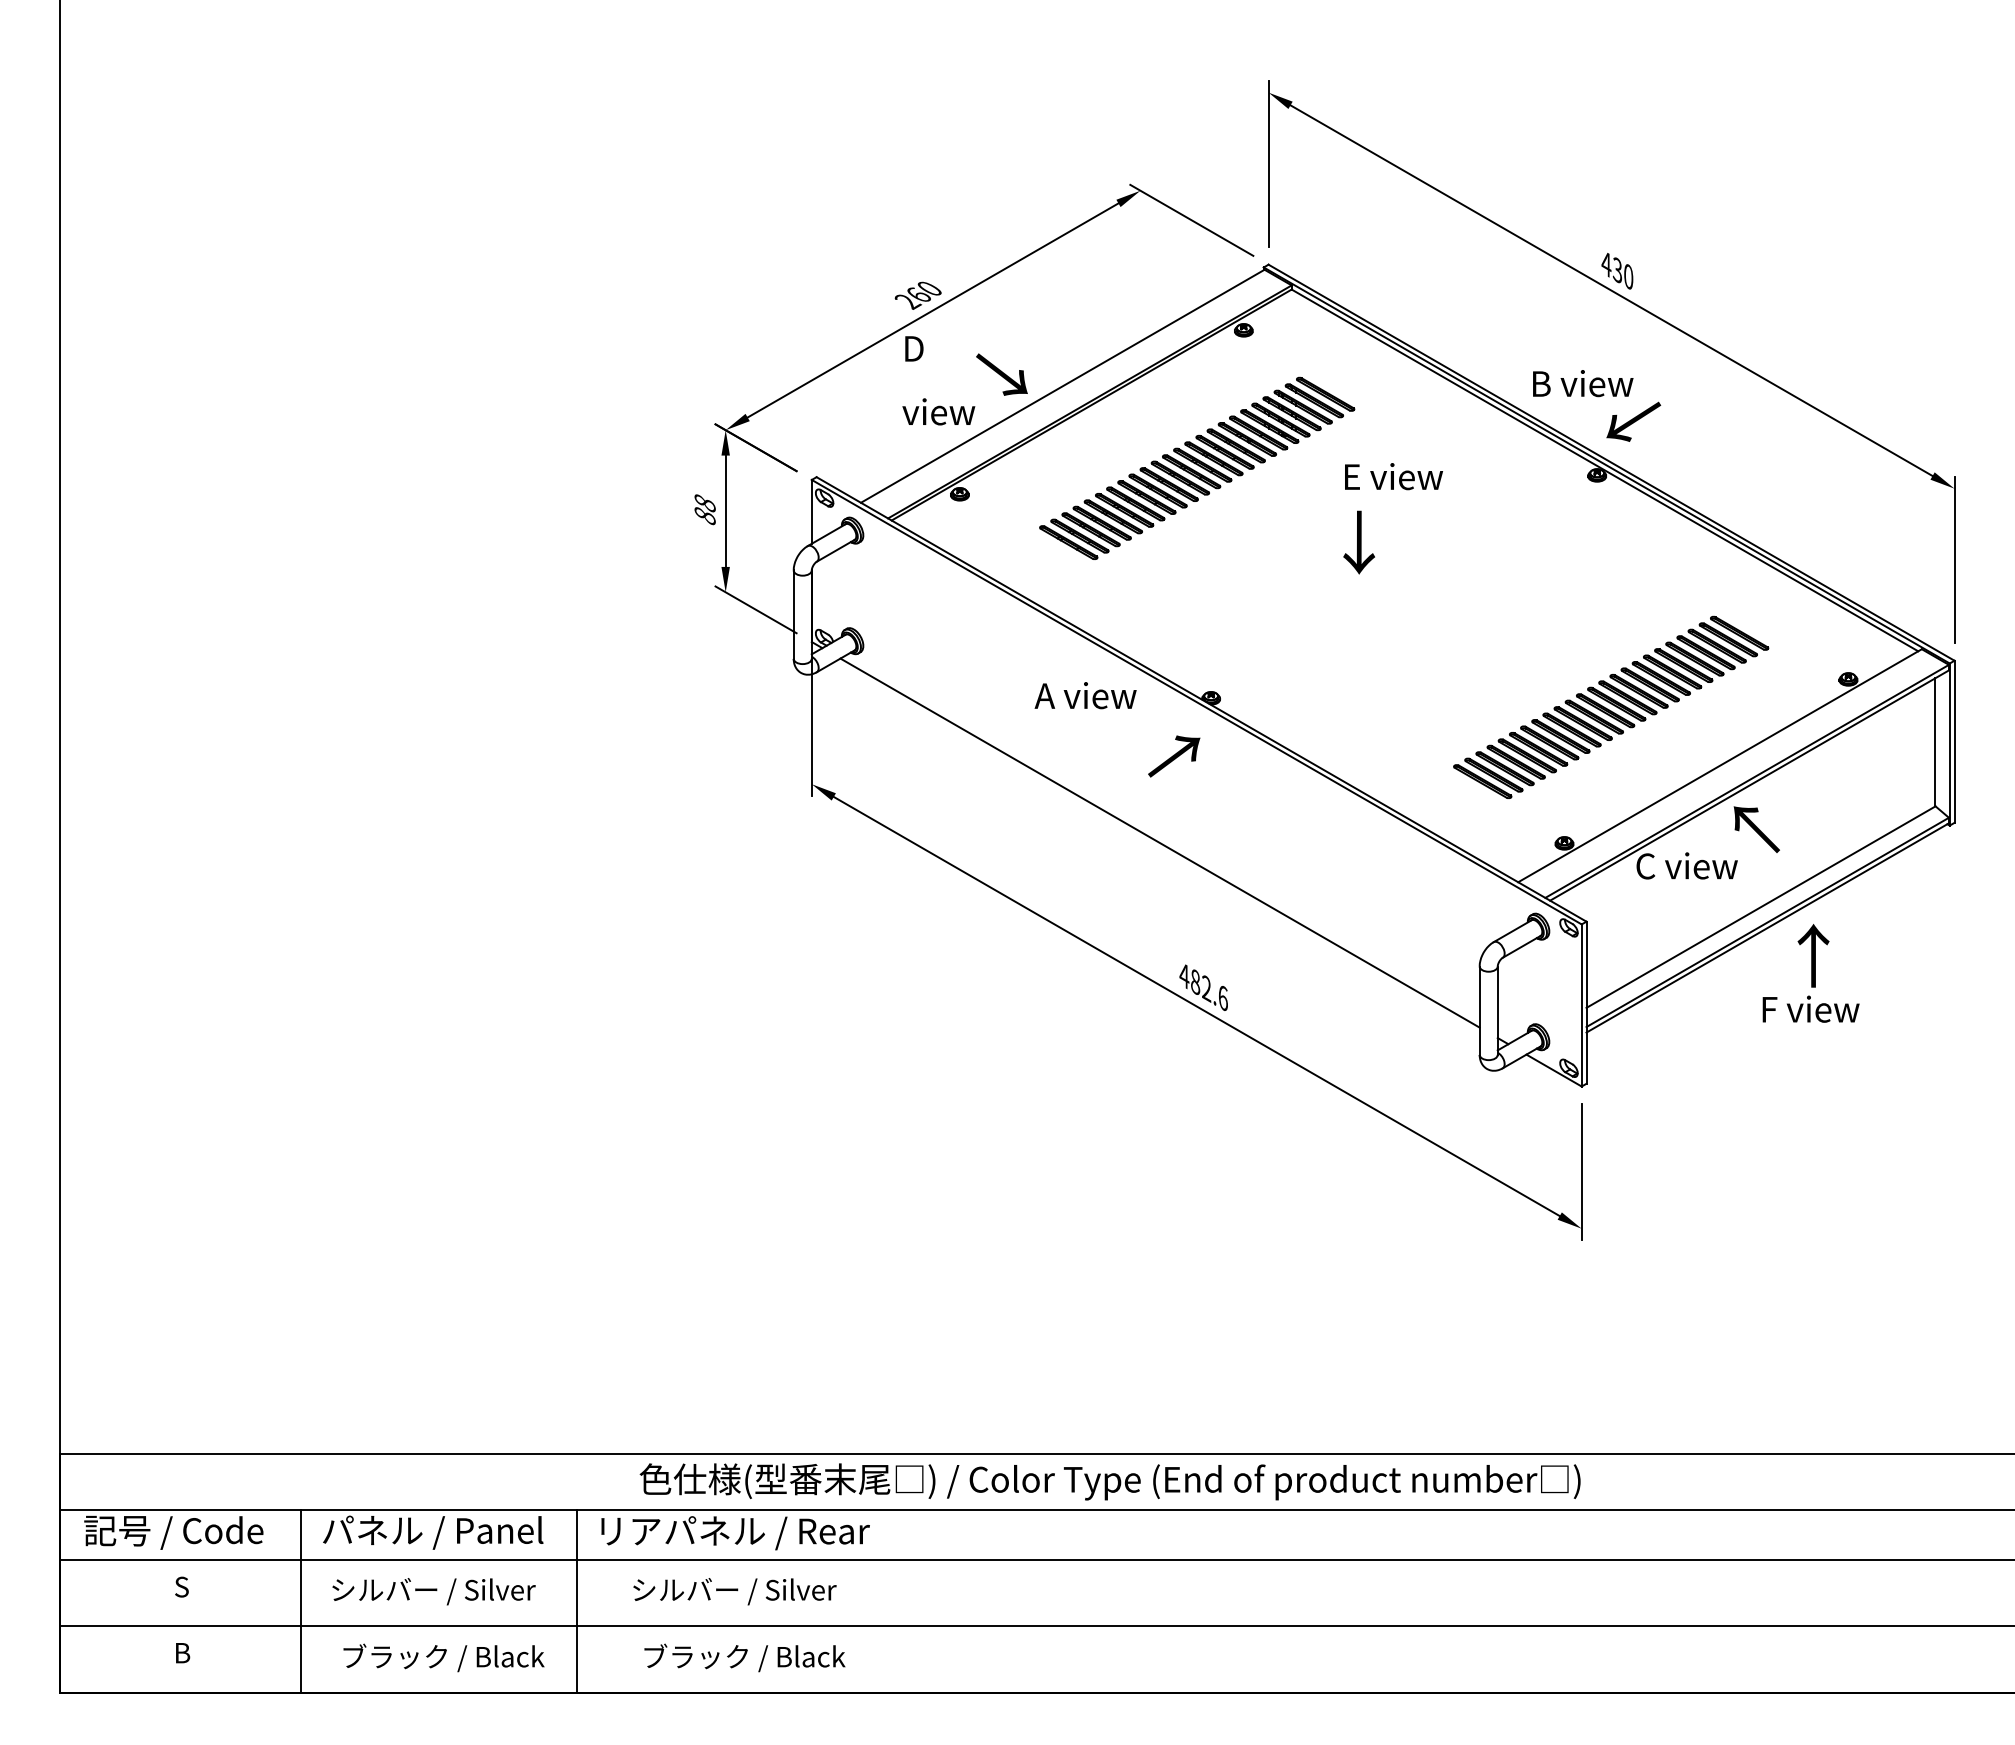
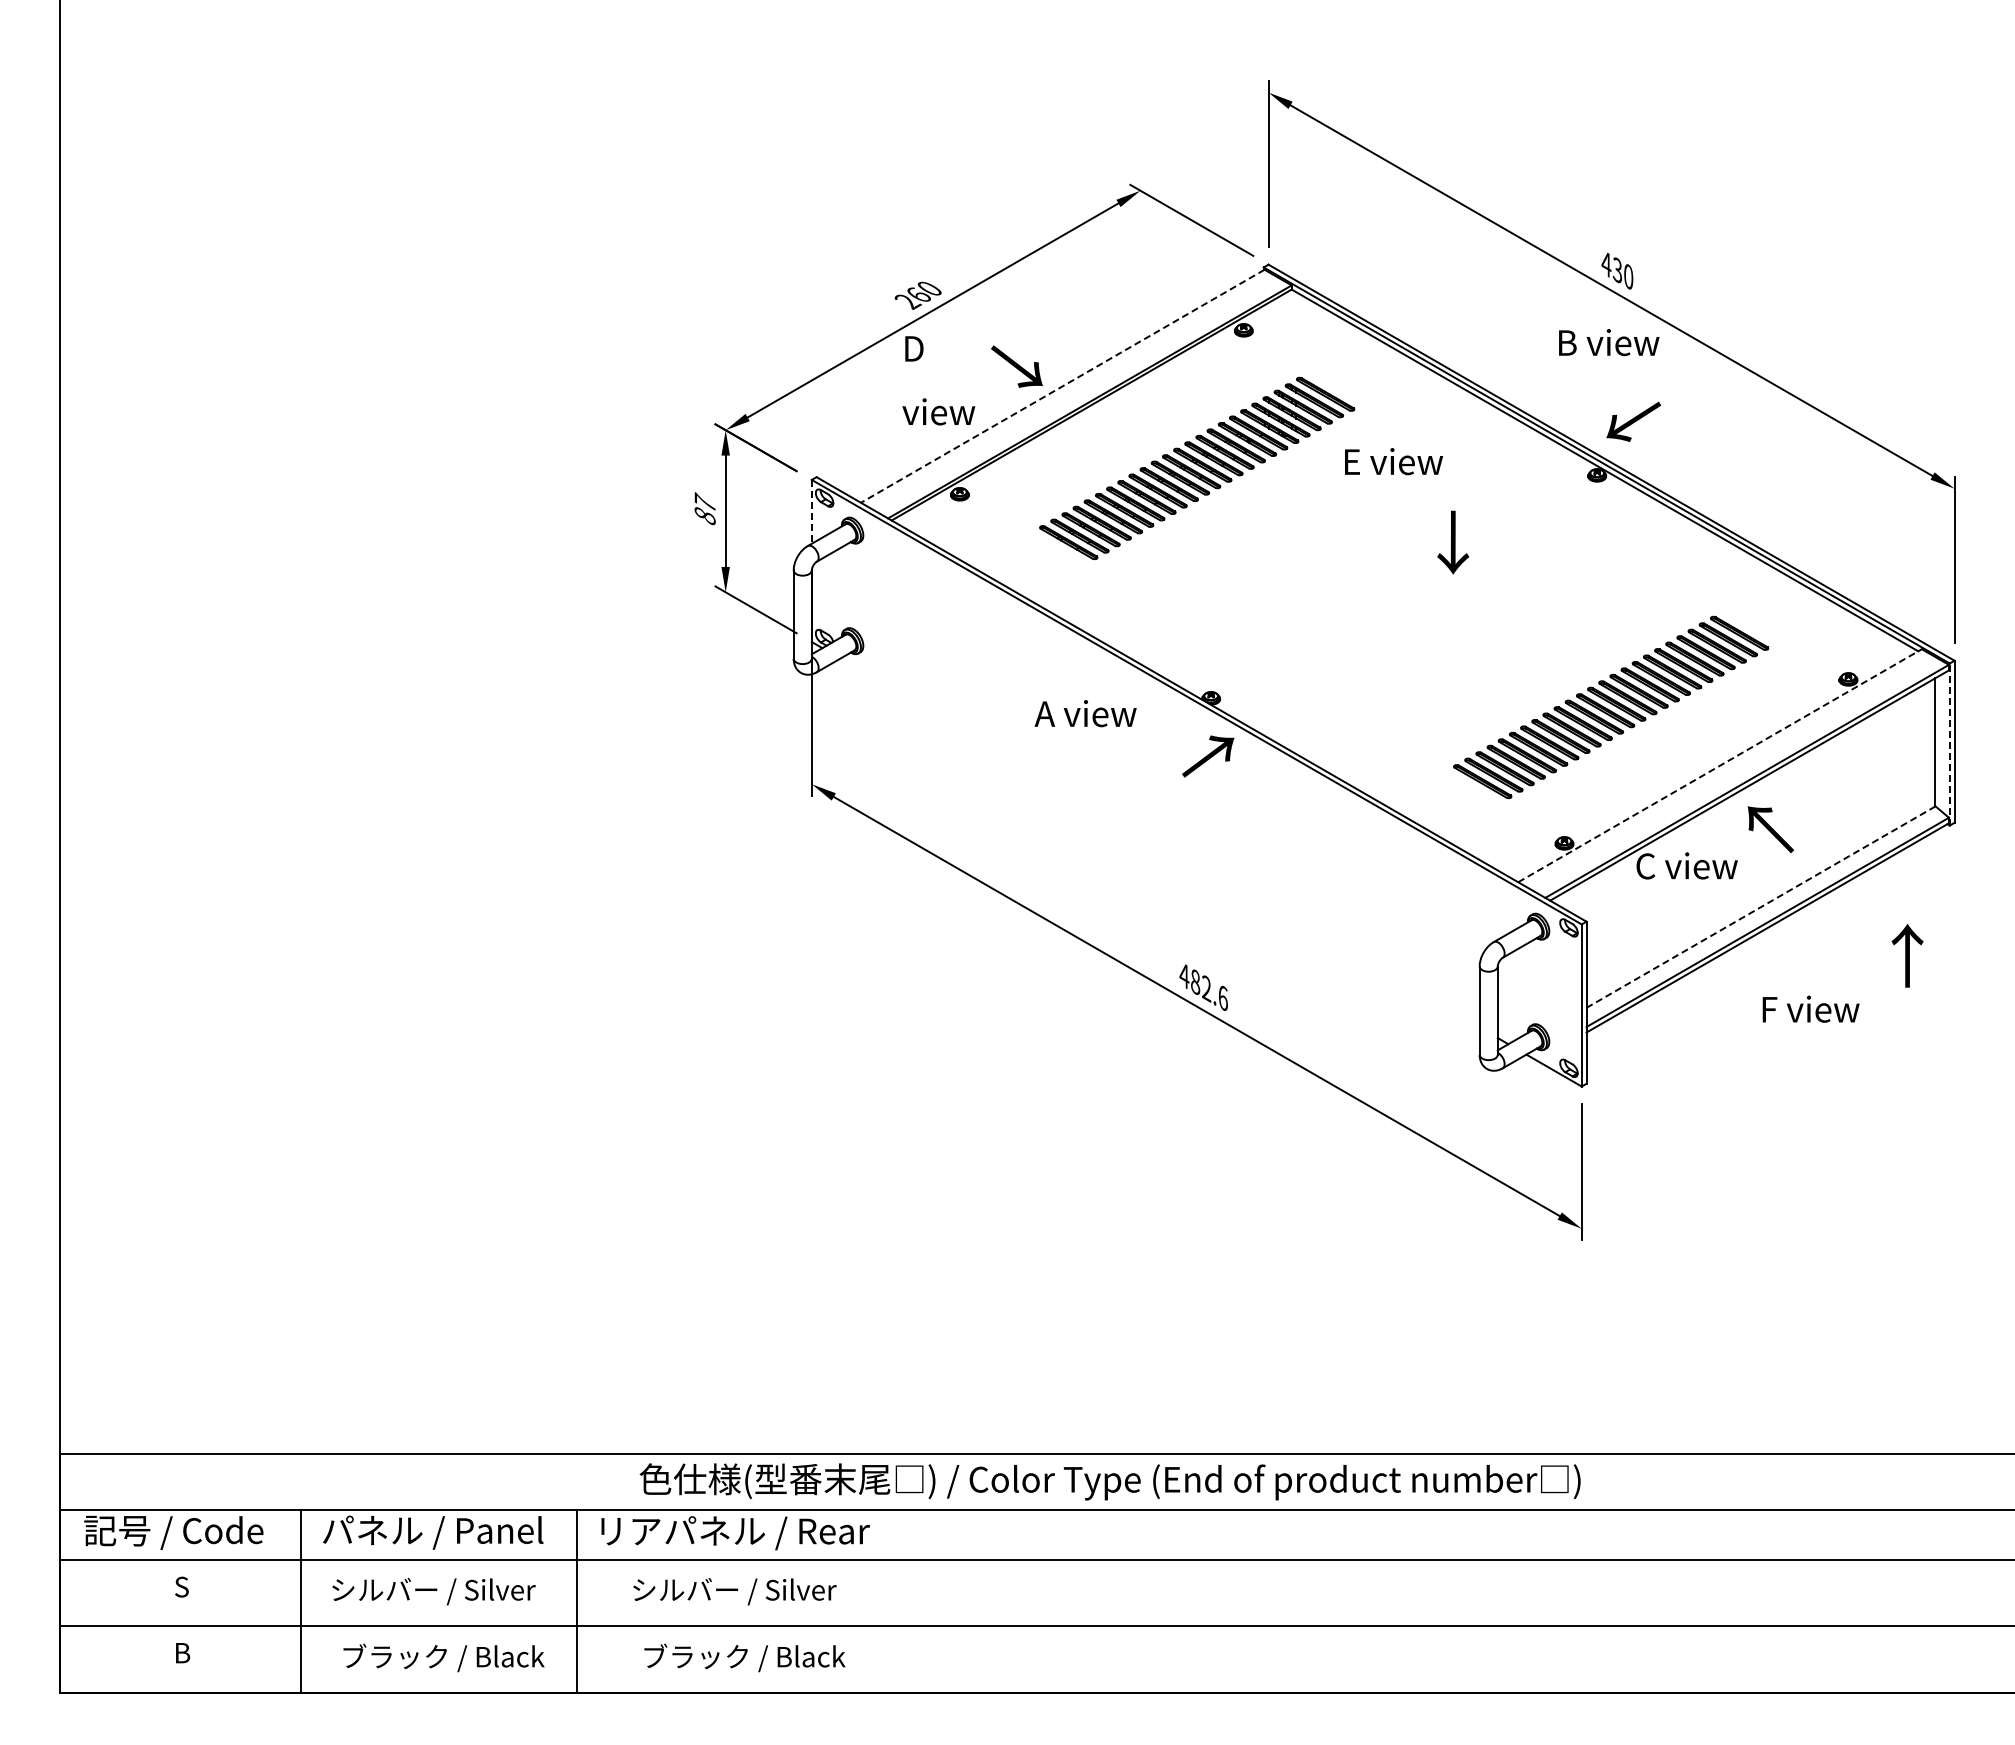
text position: (1001, 374) -> (1016, 366) (1016, 366)
text position: (1583, 383) -> (1609, 342) (1609, 342)
line: solid -> dashed (1062, 386)
text position: (1393, 476) -> (1393, 461) (1393, 461)
text: 88 -> 87 (704, 502)
line: solid -> dashed (811, 511)
text position: (1358, 542) -> (1452, 542) (1452, 542)
text position: (1085, 695) -> (1085, 713) (1085, 713)
line: solid -> dashed (1949, 744)
text position: (1174, 756) -> (1208, 756) (1208, 756)
line: solid -> dashed (1720, 765)
text position: (1756, 829) -> (1770, 829) (1770, 829)
line: present -> none (1159, 842)
line: solid -> dashed (1761, 907)
text position: (1813, 955) -> (1907, 955) (1907, 955)
